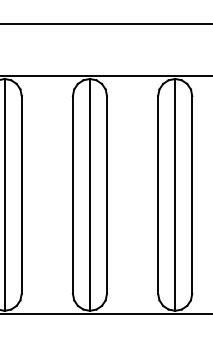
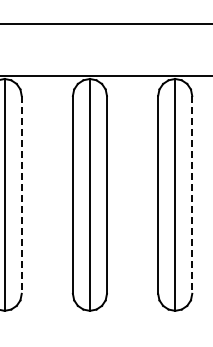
line: solid -> dashed (21, 194)
line: solid -> dashed (192, 194)
line: present -> none (105, 314)
